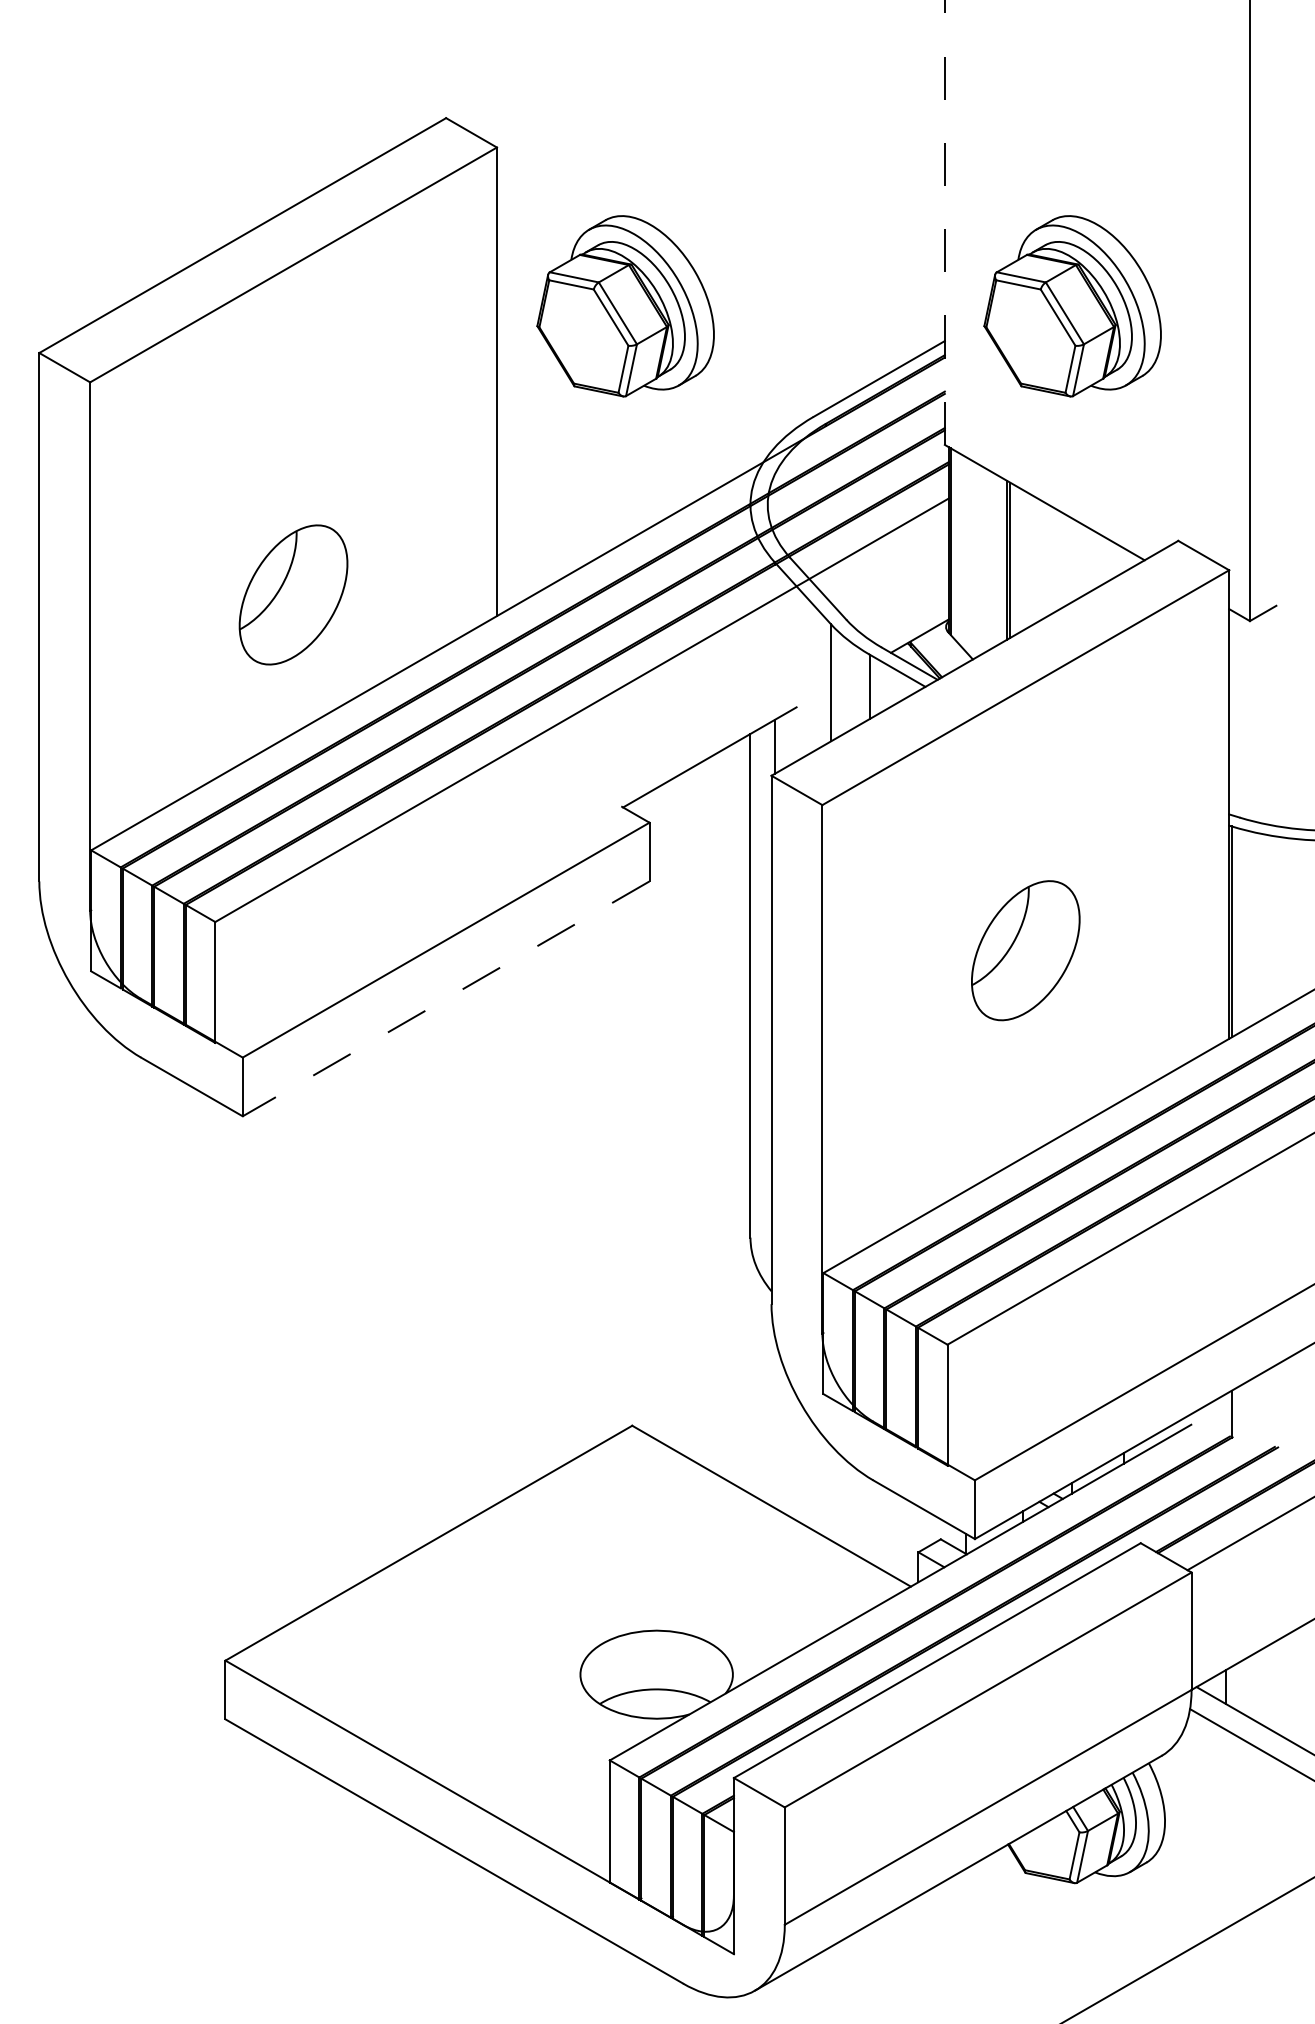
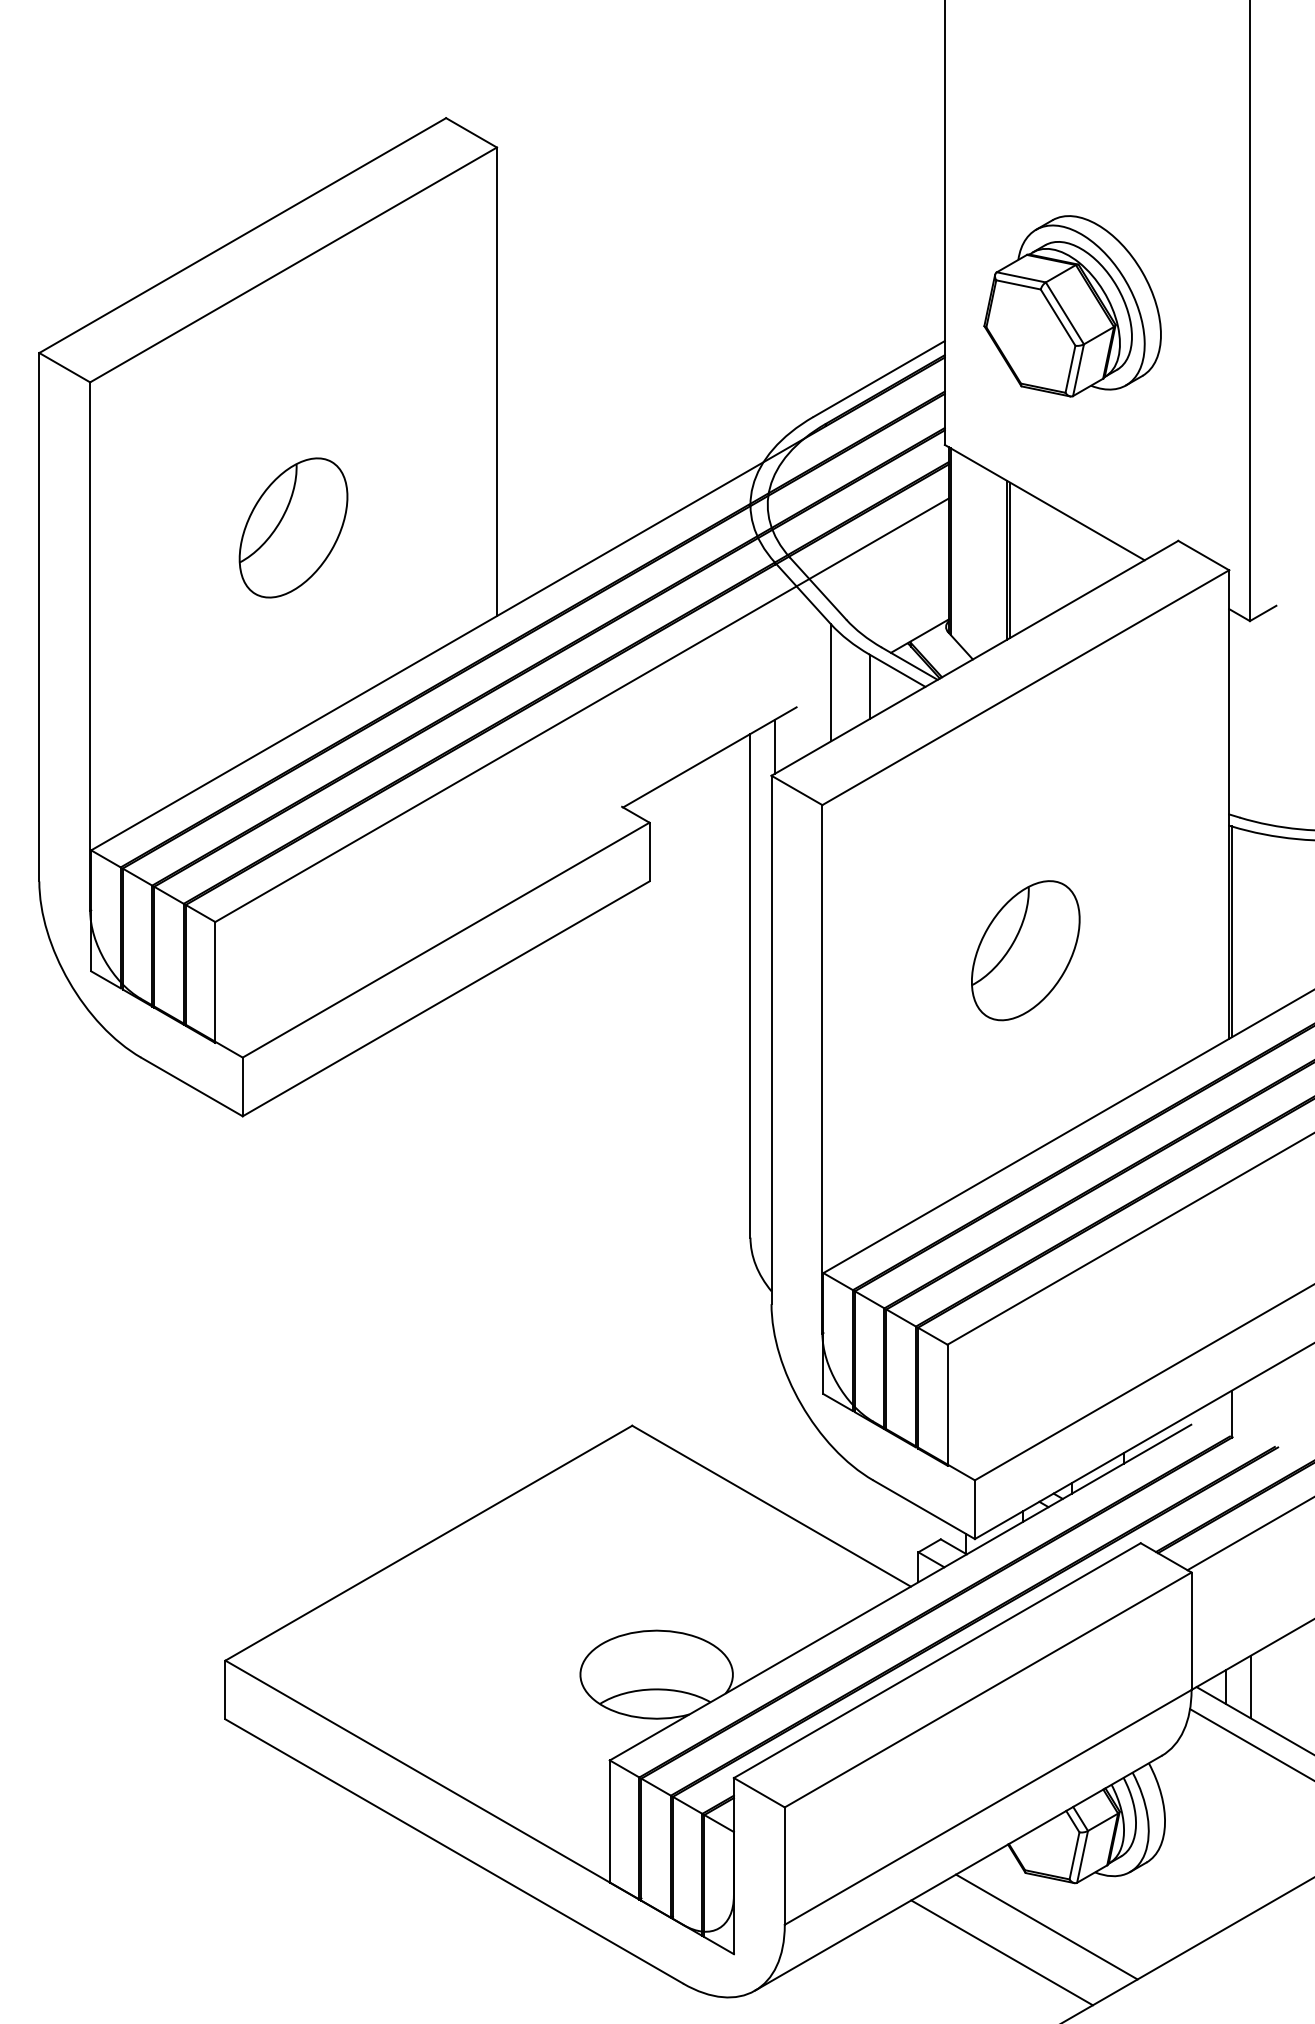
line: dashed -> solid (944, 222)
part: present -> none (625, 306)
part position: (293, 594) -> (293, 527) (293, 527)
line: dashed -> solid (446, 998)
line: none -> present (1250, 1686)
line: none -> present (1046, 1926)
line: none -> present (1001, 1952)
